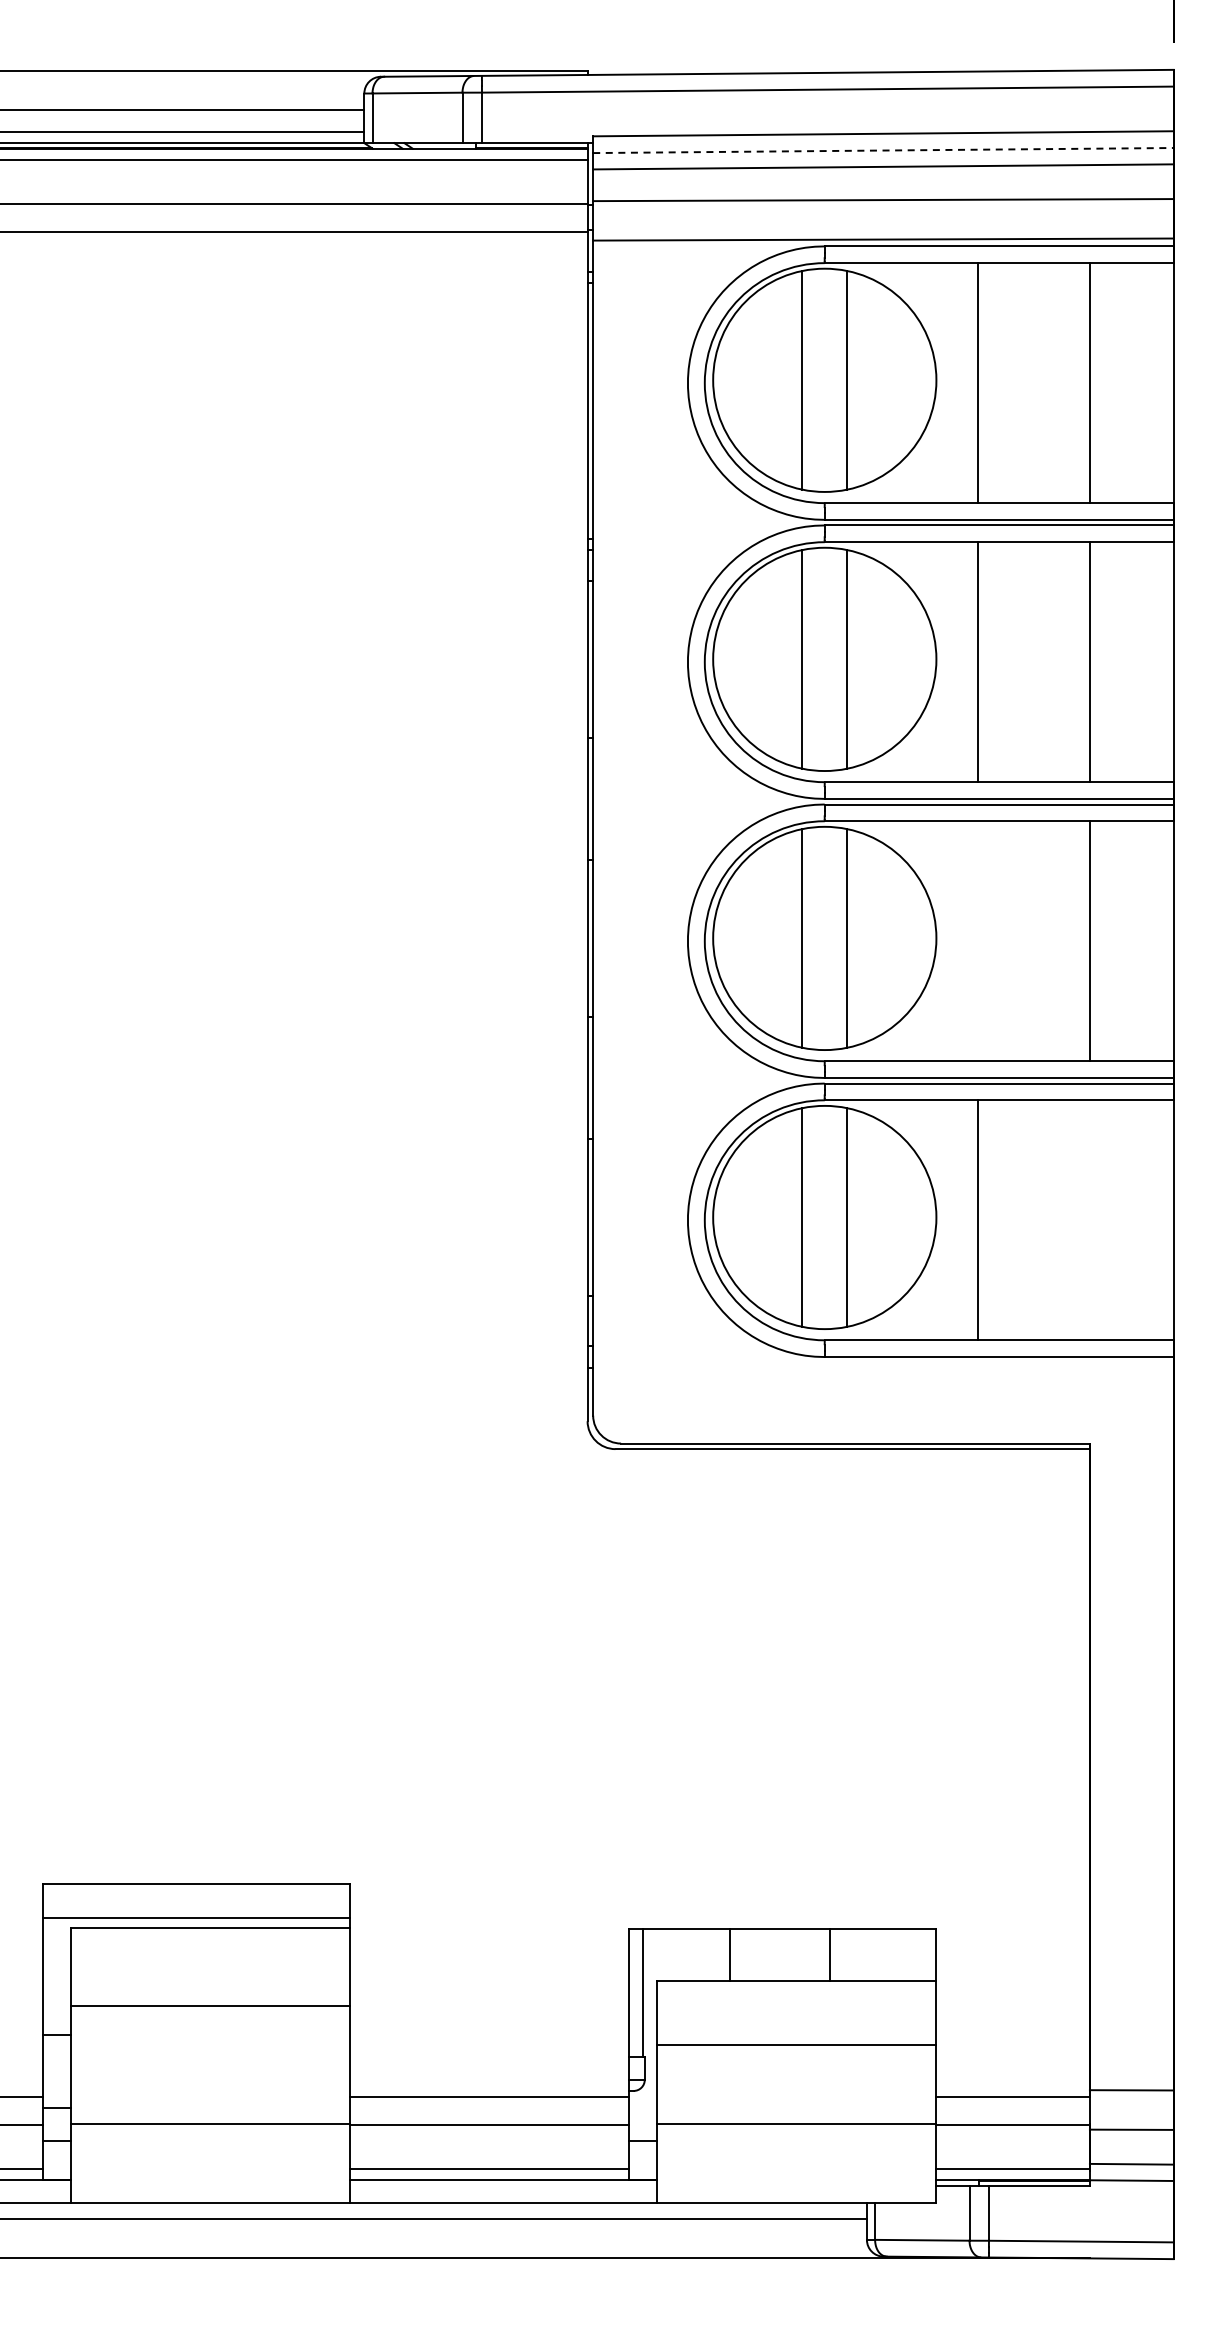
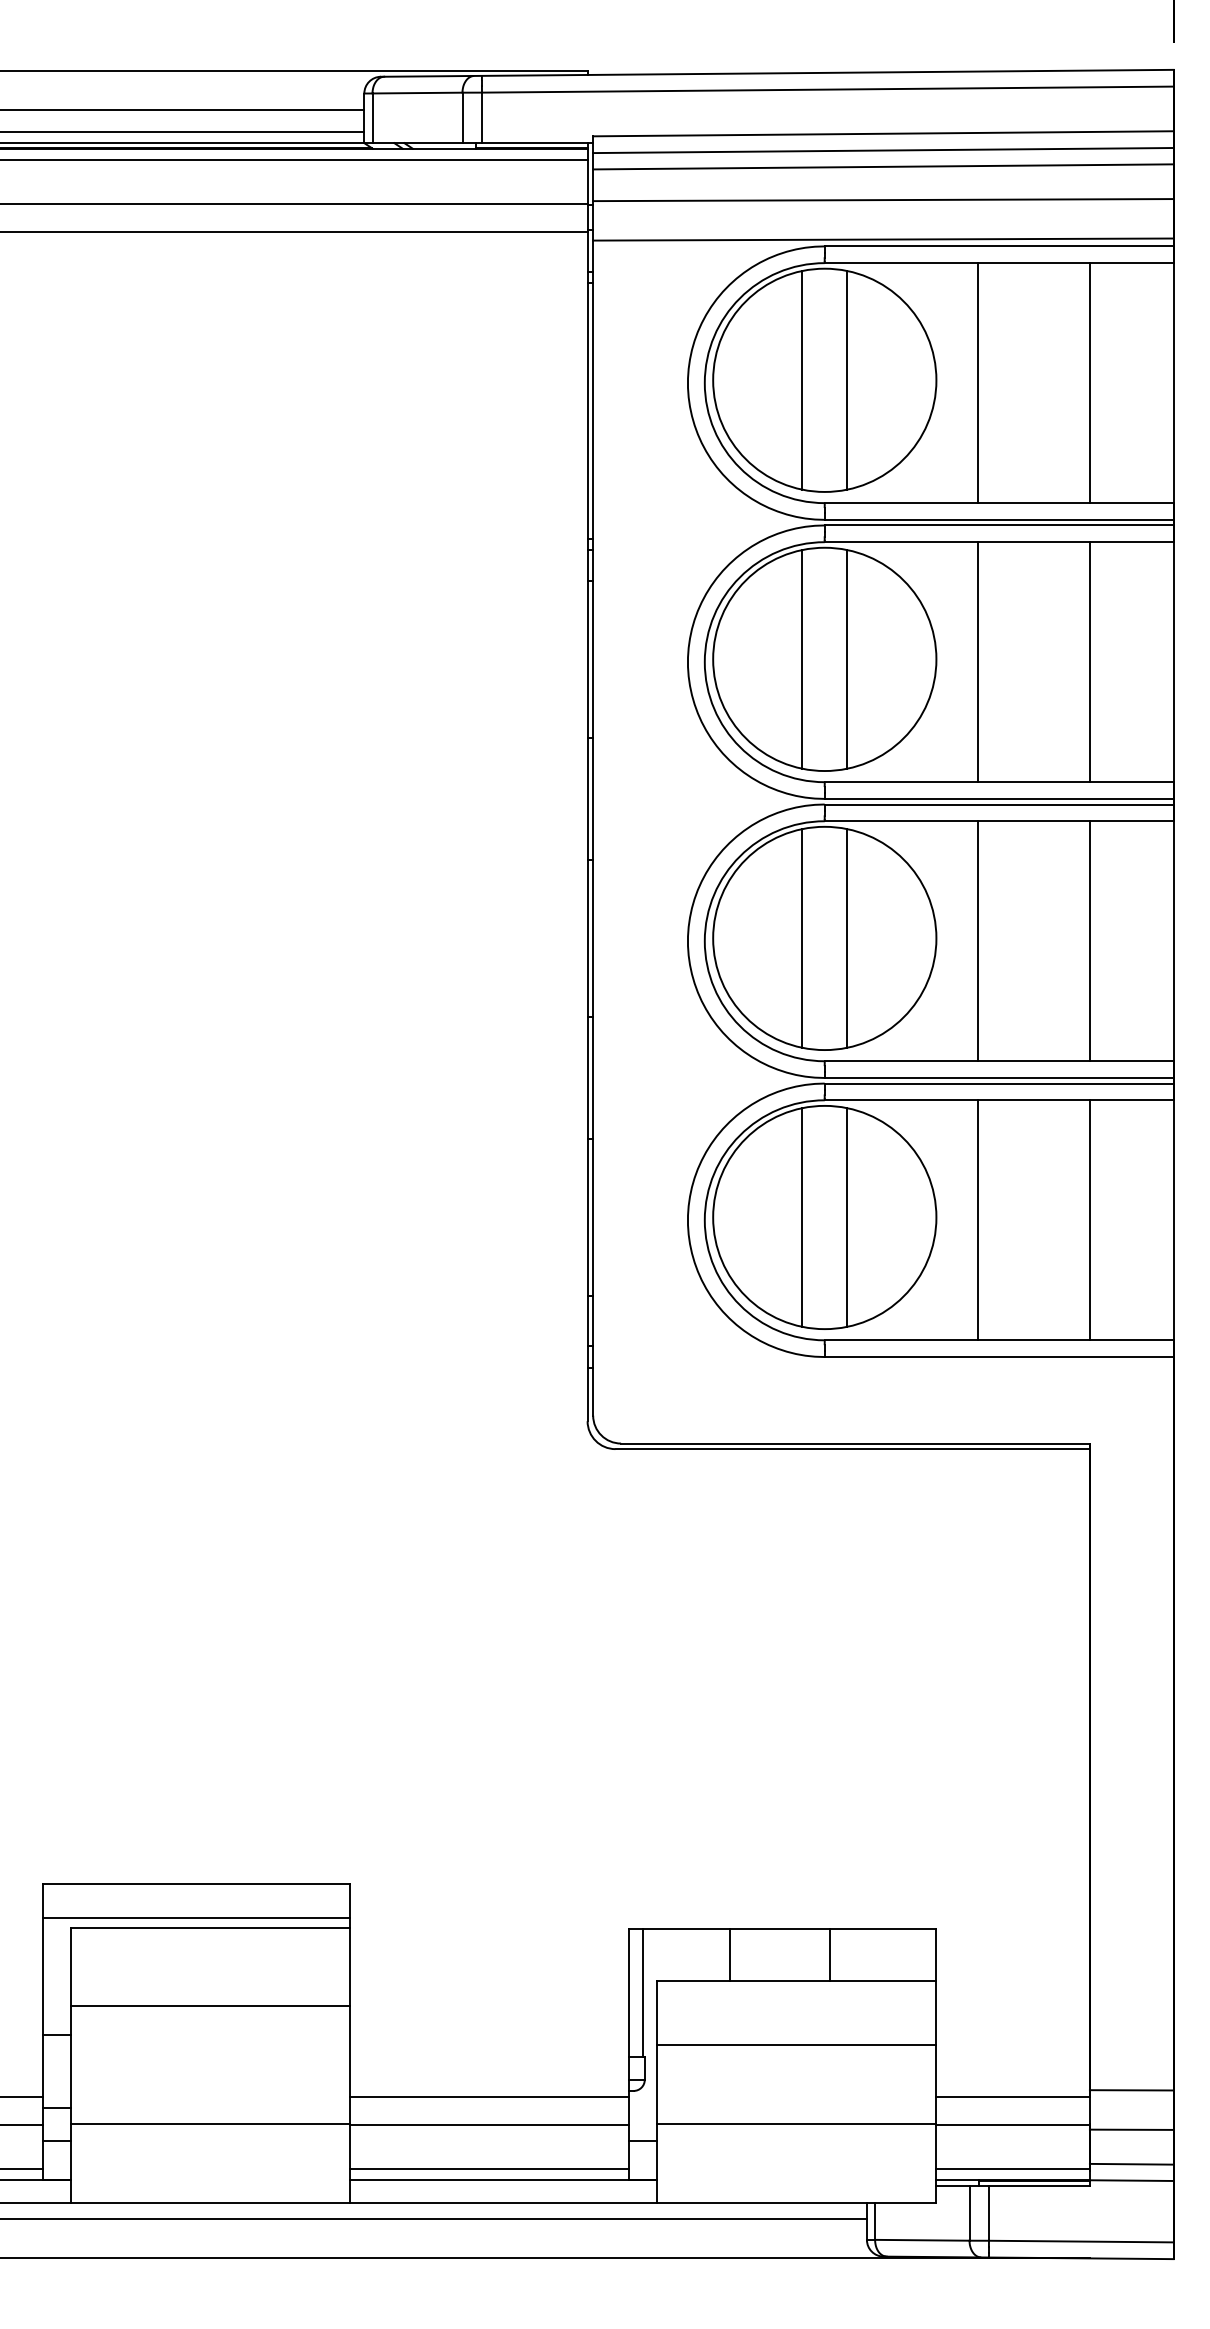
line: dashed -> solid (883, 150)
line: none -> present (978, 941)
line: none -> present (1089, 1220)
